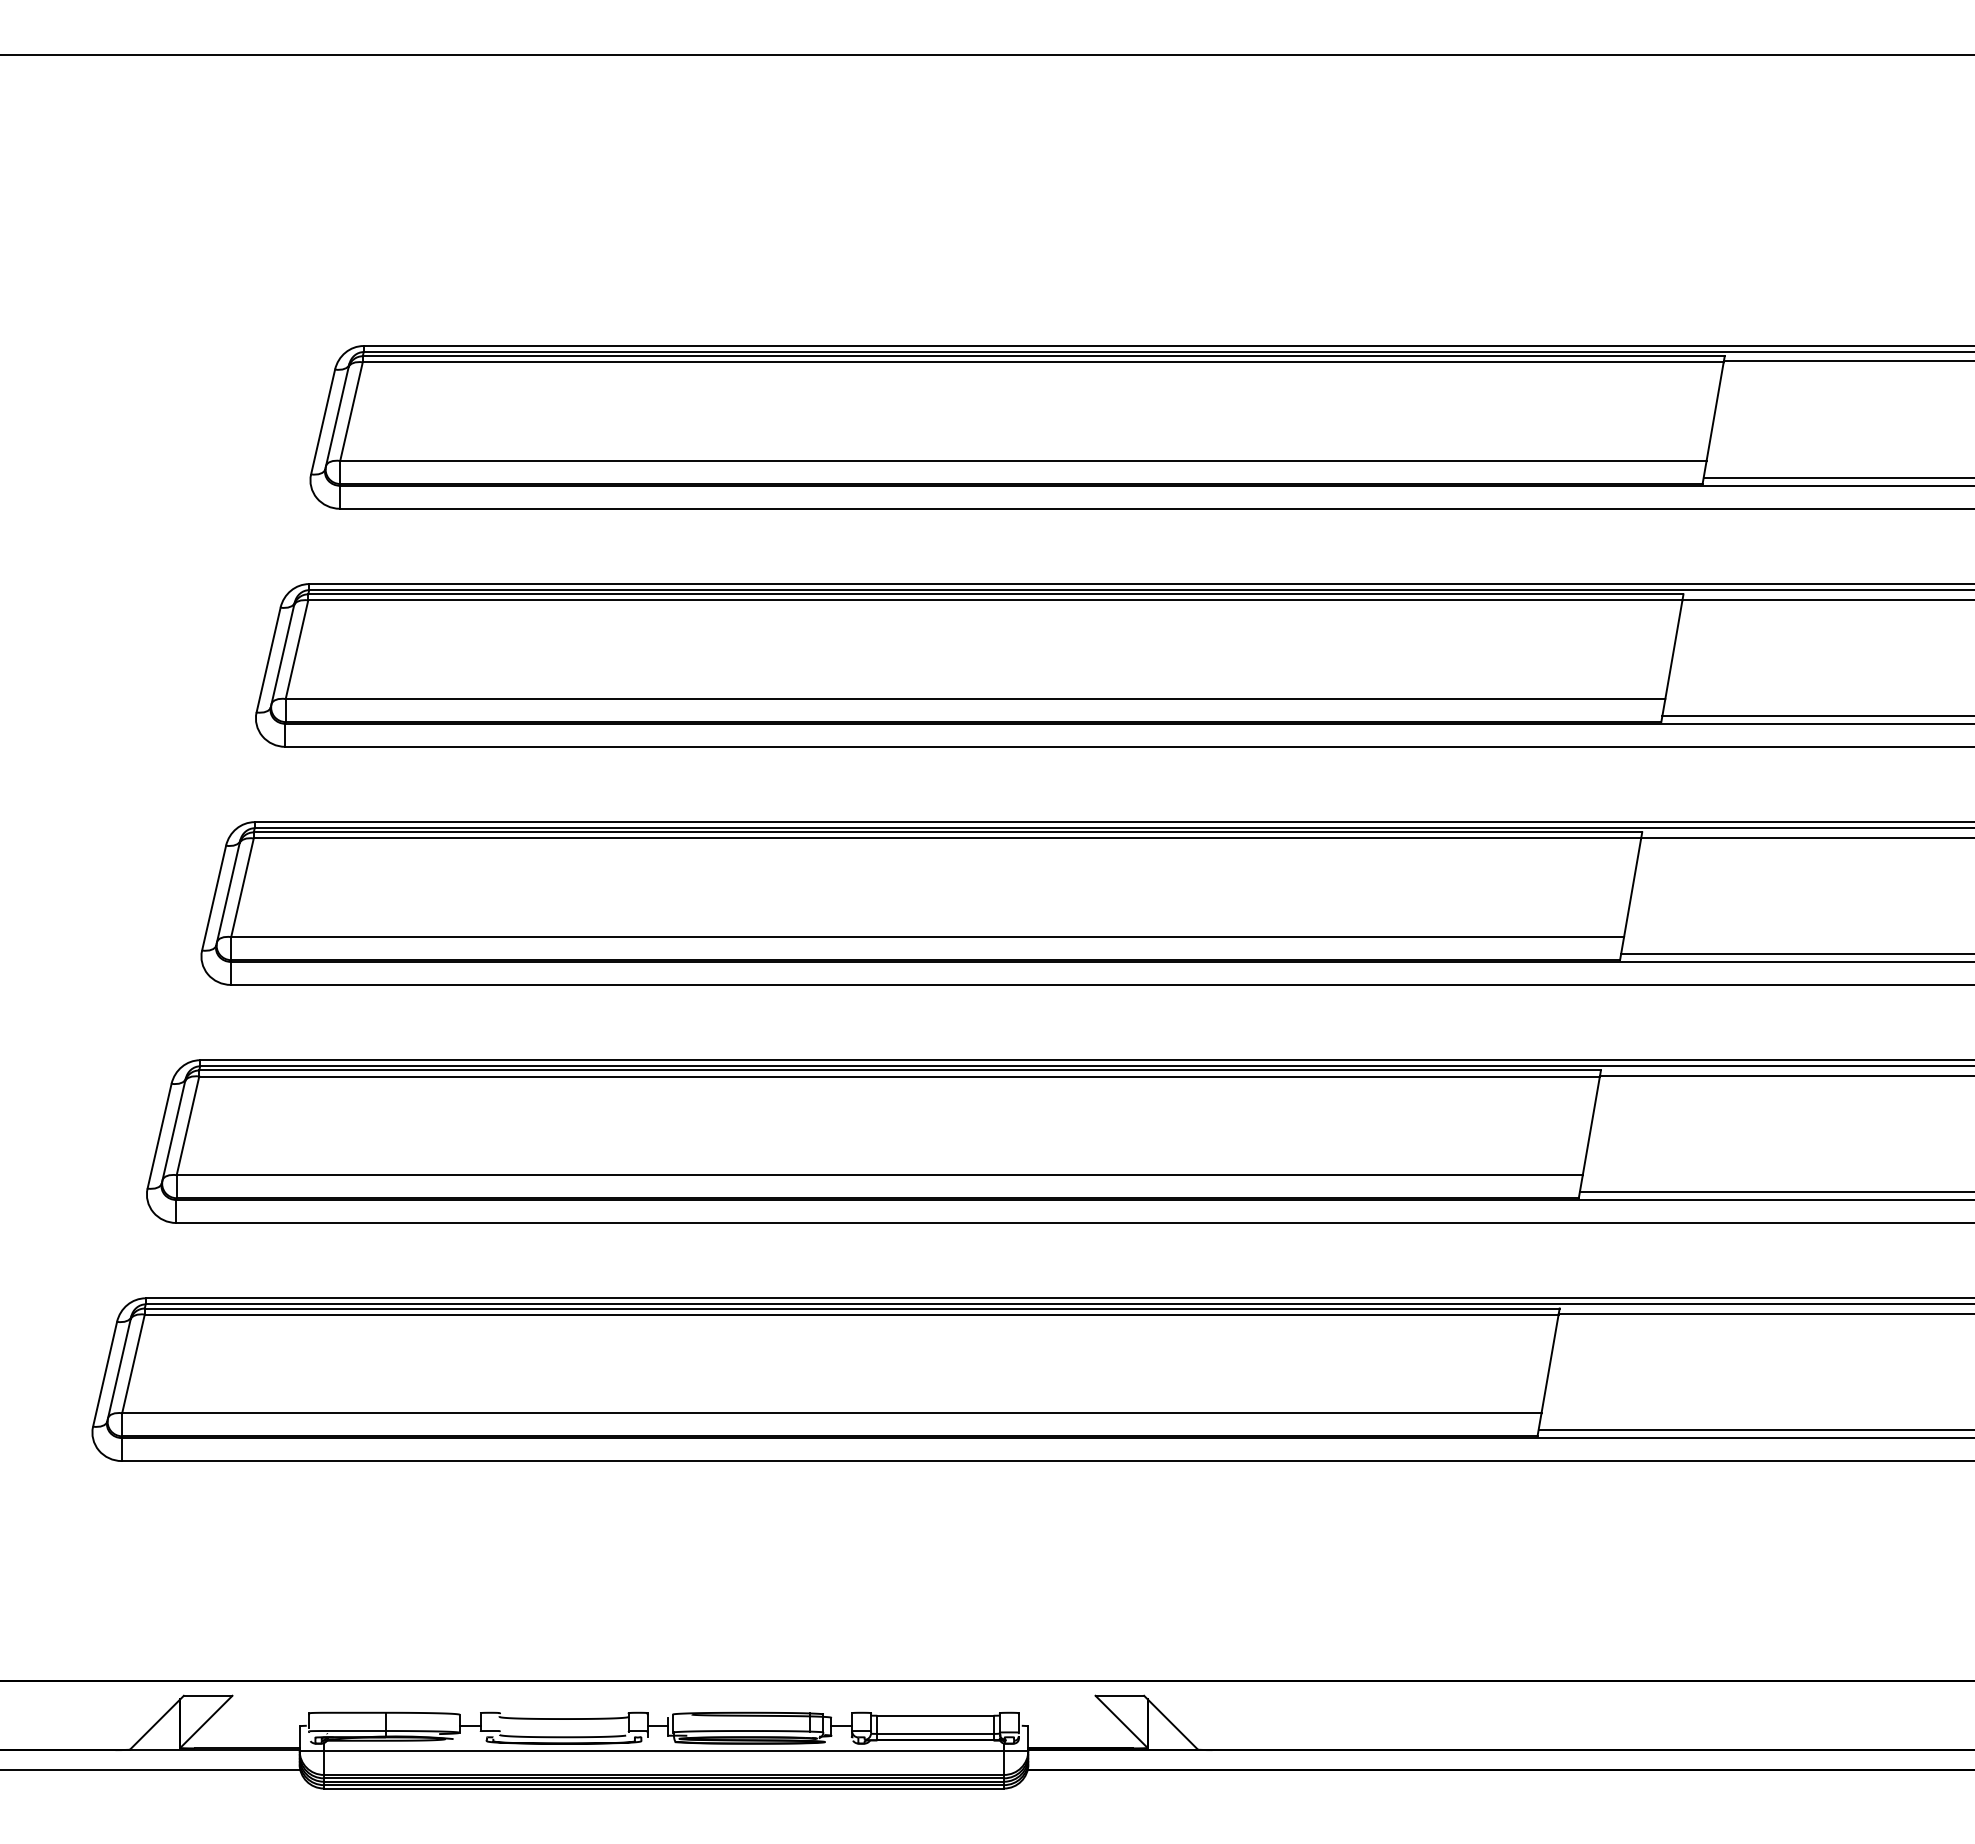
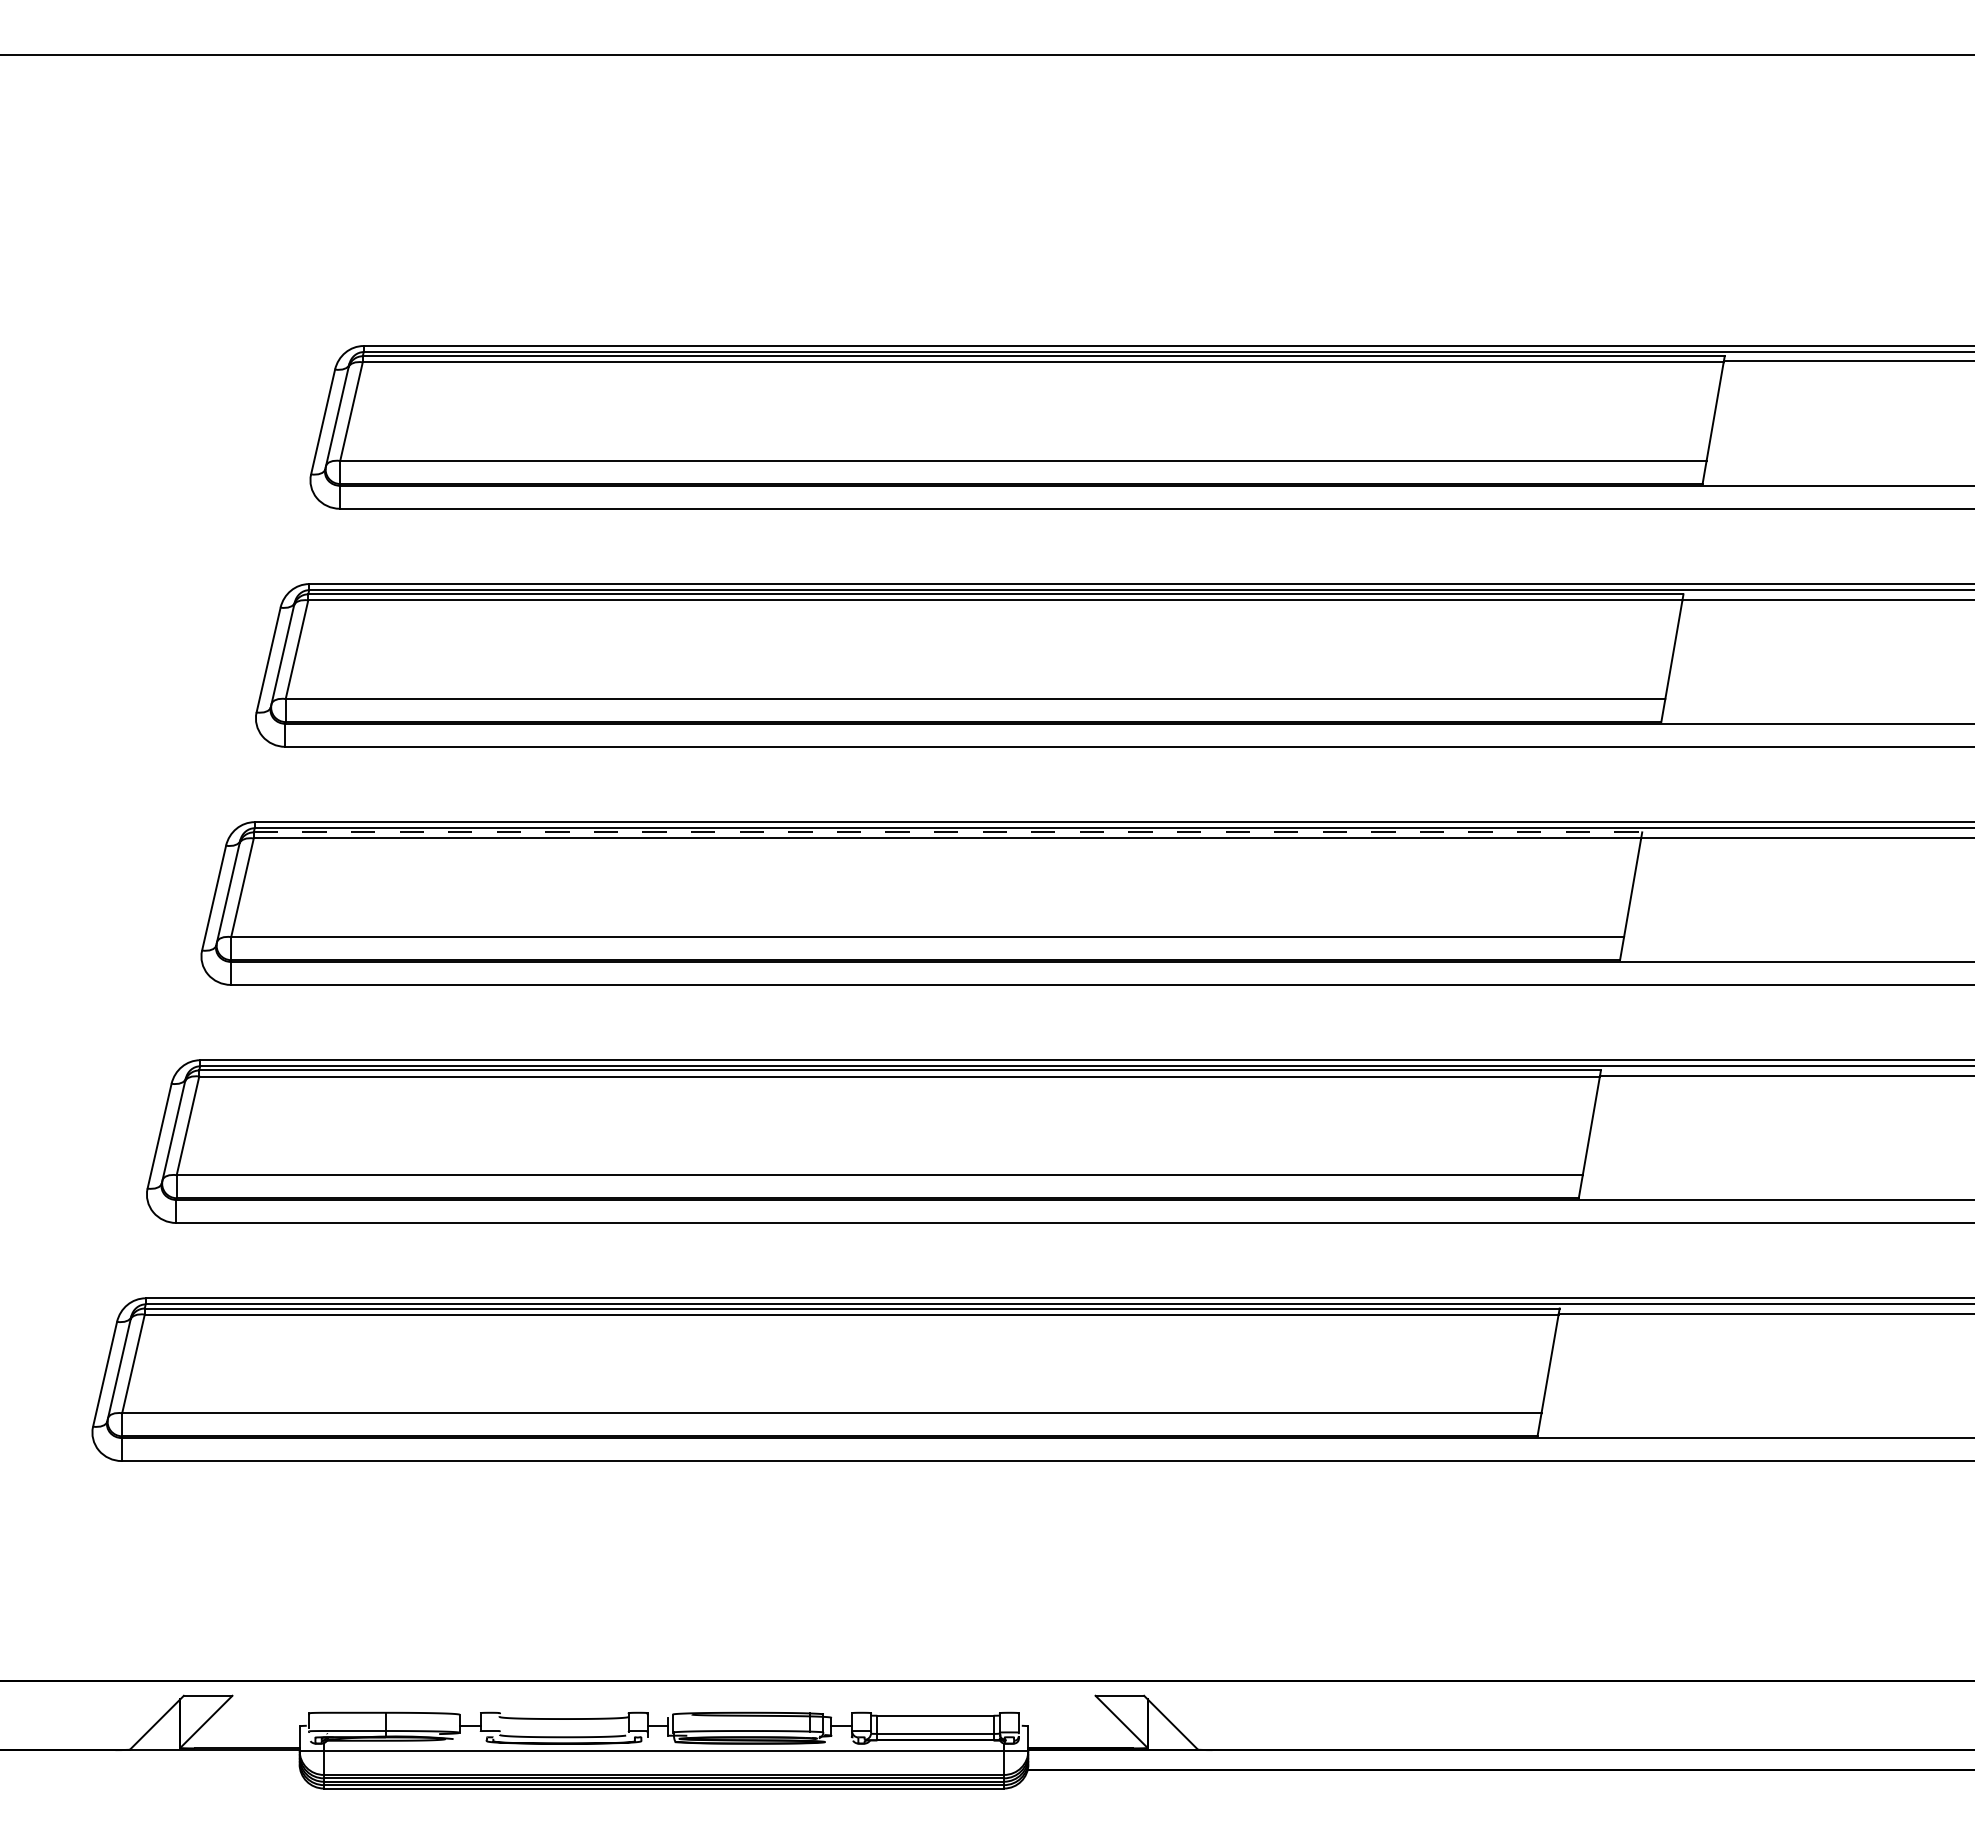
line: present -> none (1837, 478)
line: present -> none (1816, 716)
line: solid -> dashed (948, 832)
line: present -> none (1796, 954)
line: present -> none (1775, 1192)
line: present -> none (1754, 1430)
line: present -> none (151, 1770)
